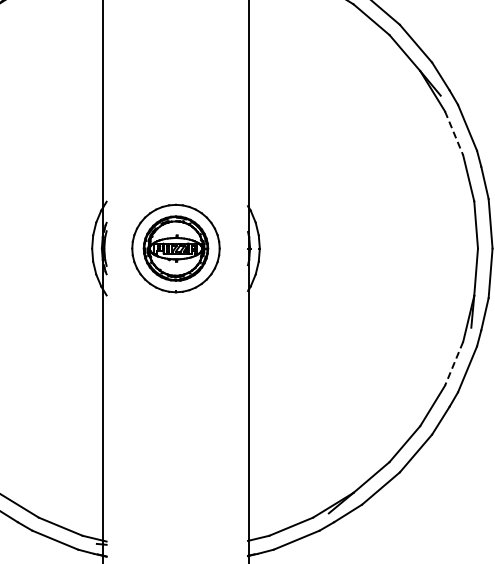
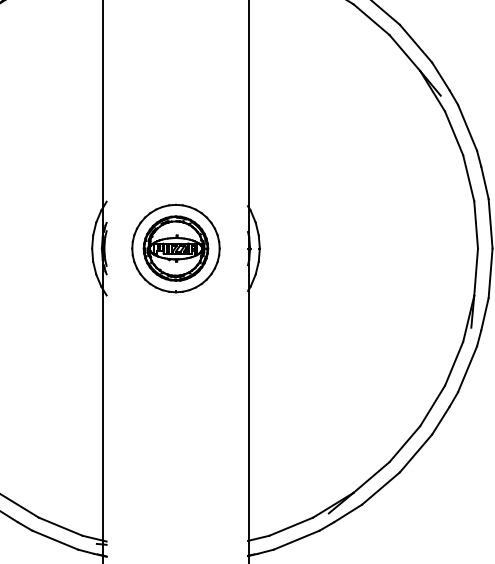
line: dashed -> solid (454, 133)
line: dashed -> solid (454, 363)
